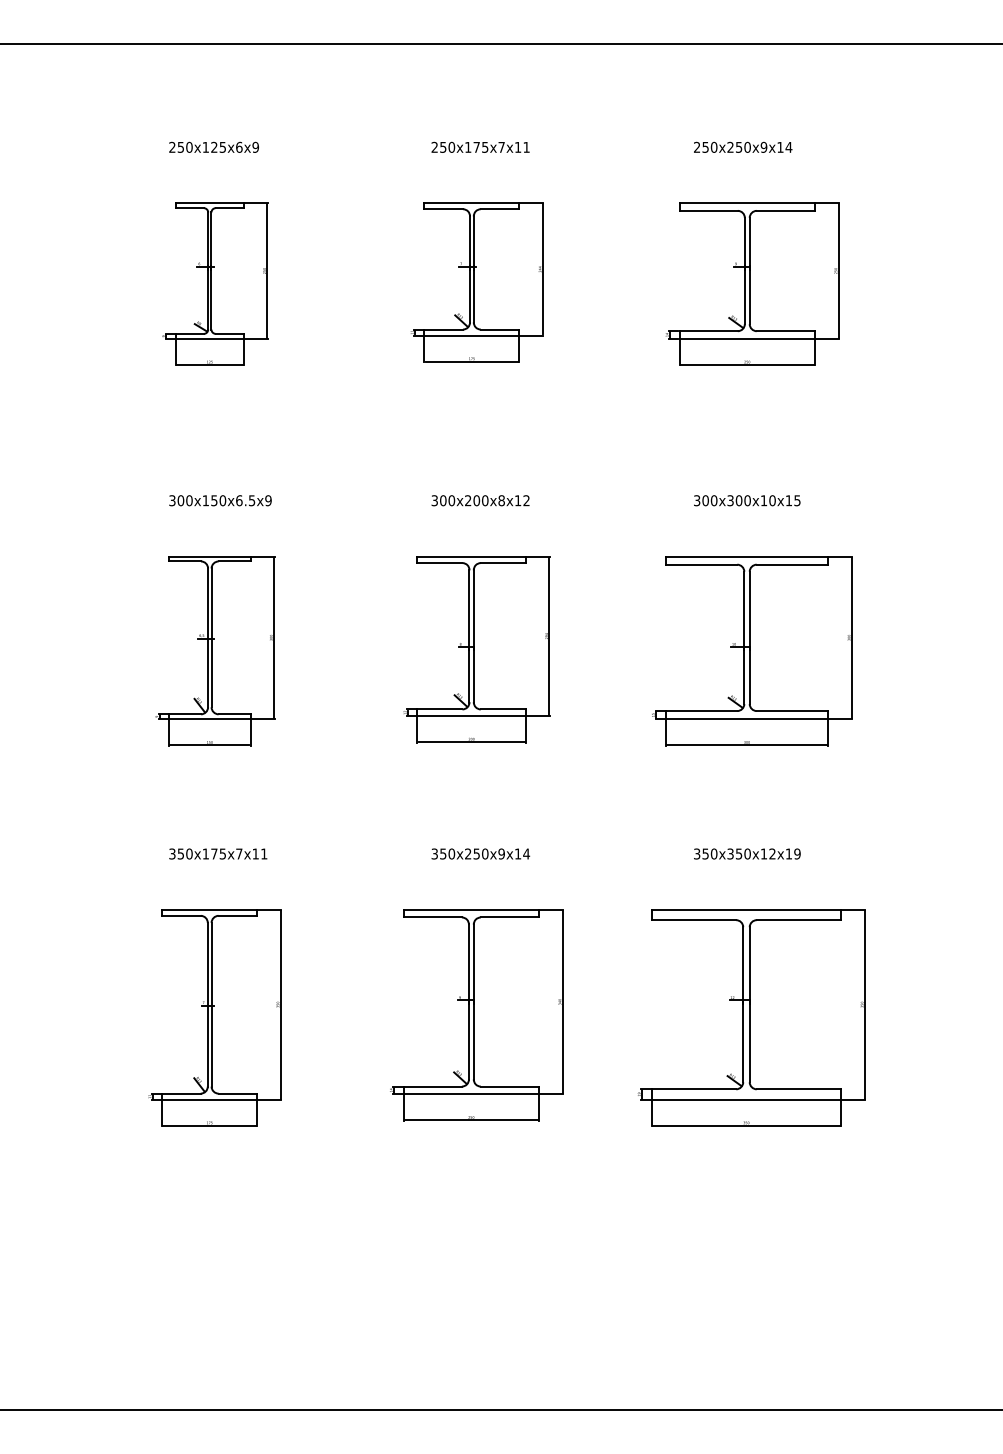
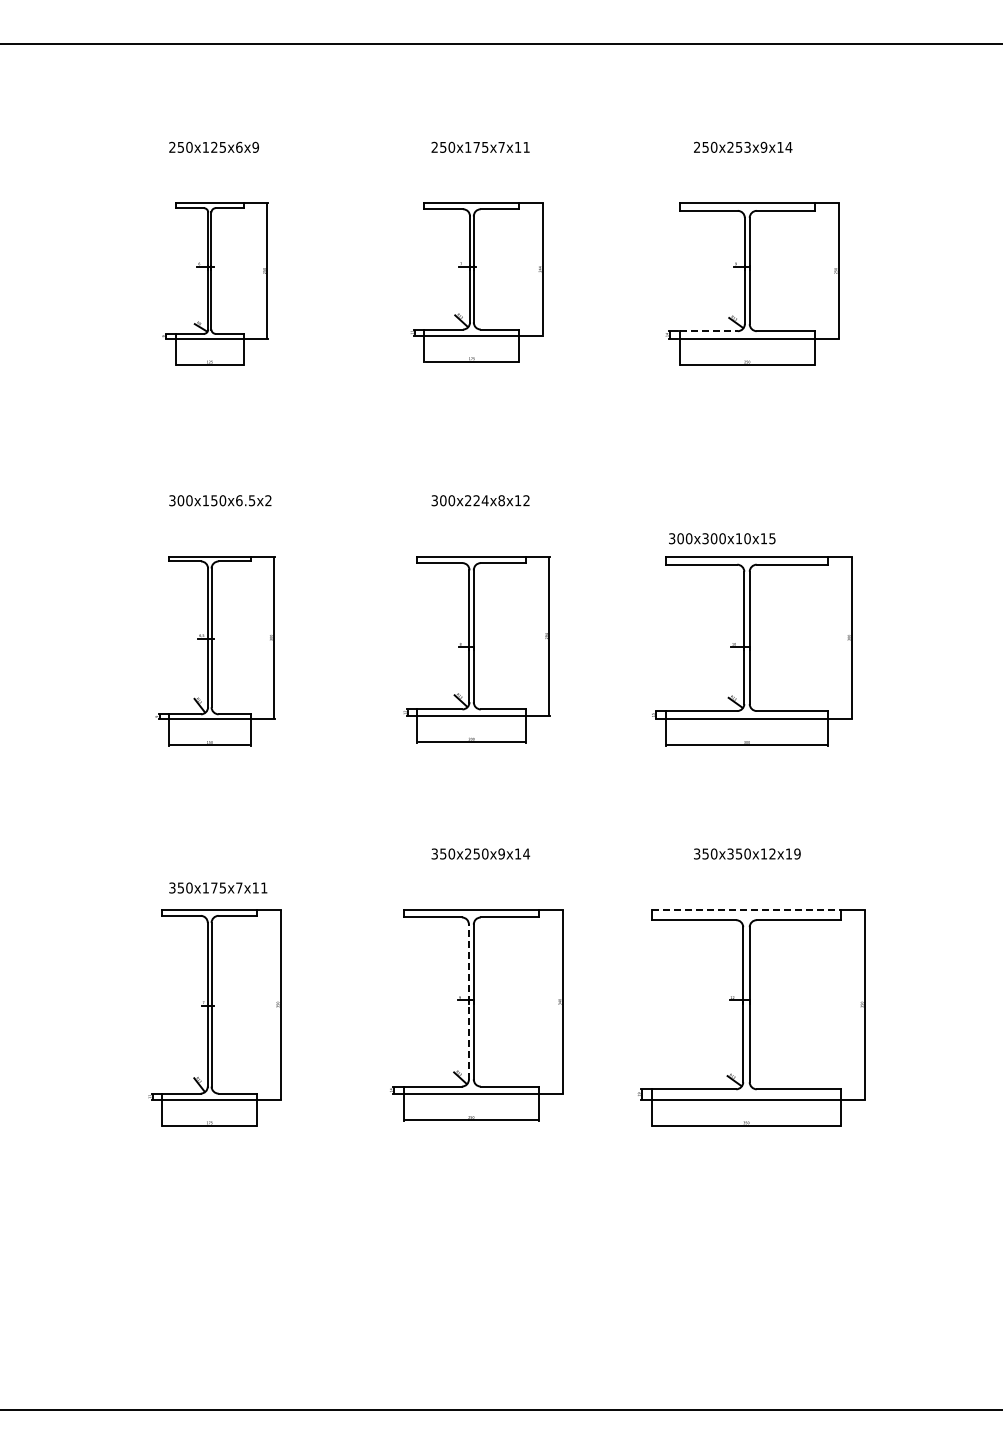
text: 250x250x9x14 -> 250x253x9x14 (747, 146)
line: solid -> dashed (709, 331)
text: 300x150x6.5x9 -> 300x150x6.5x2 (268, 500)
text: 300x200x8x12 -> 300x224x8x12 (480, 500)
text position: (747, 500) -> (722, 538) (722, 538)
text position: (218, 853) -> (218, 887) (218, 887)
line: solid -> dashed (746, 909)
line: solid -> dashed (468, 1002)
